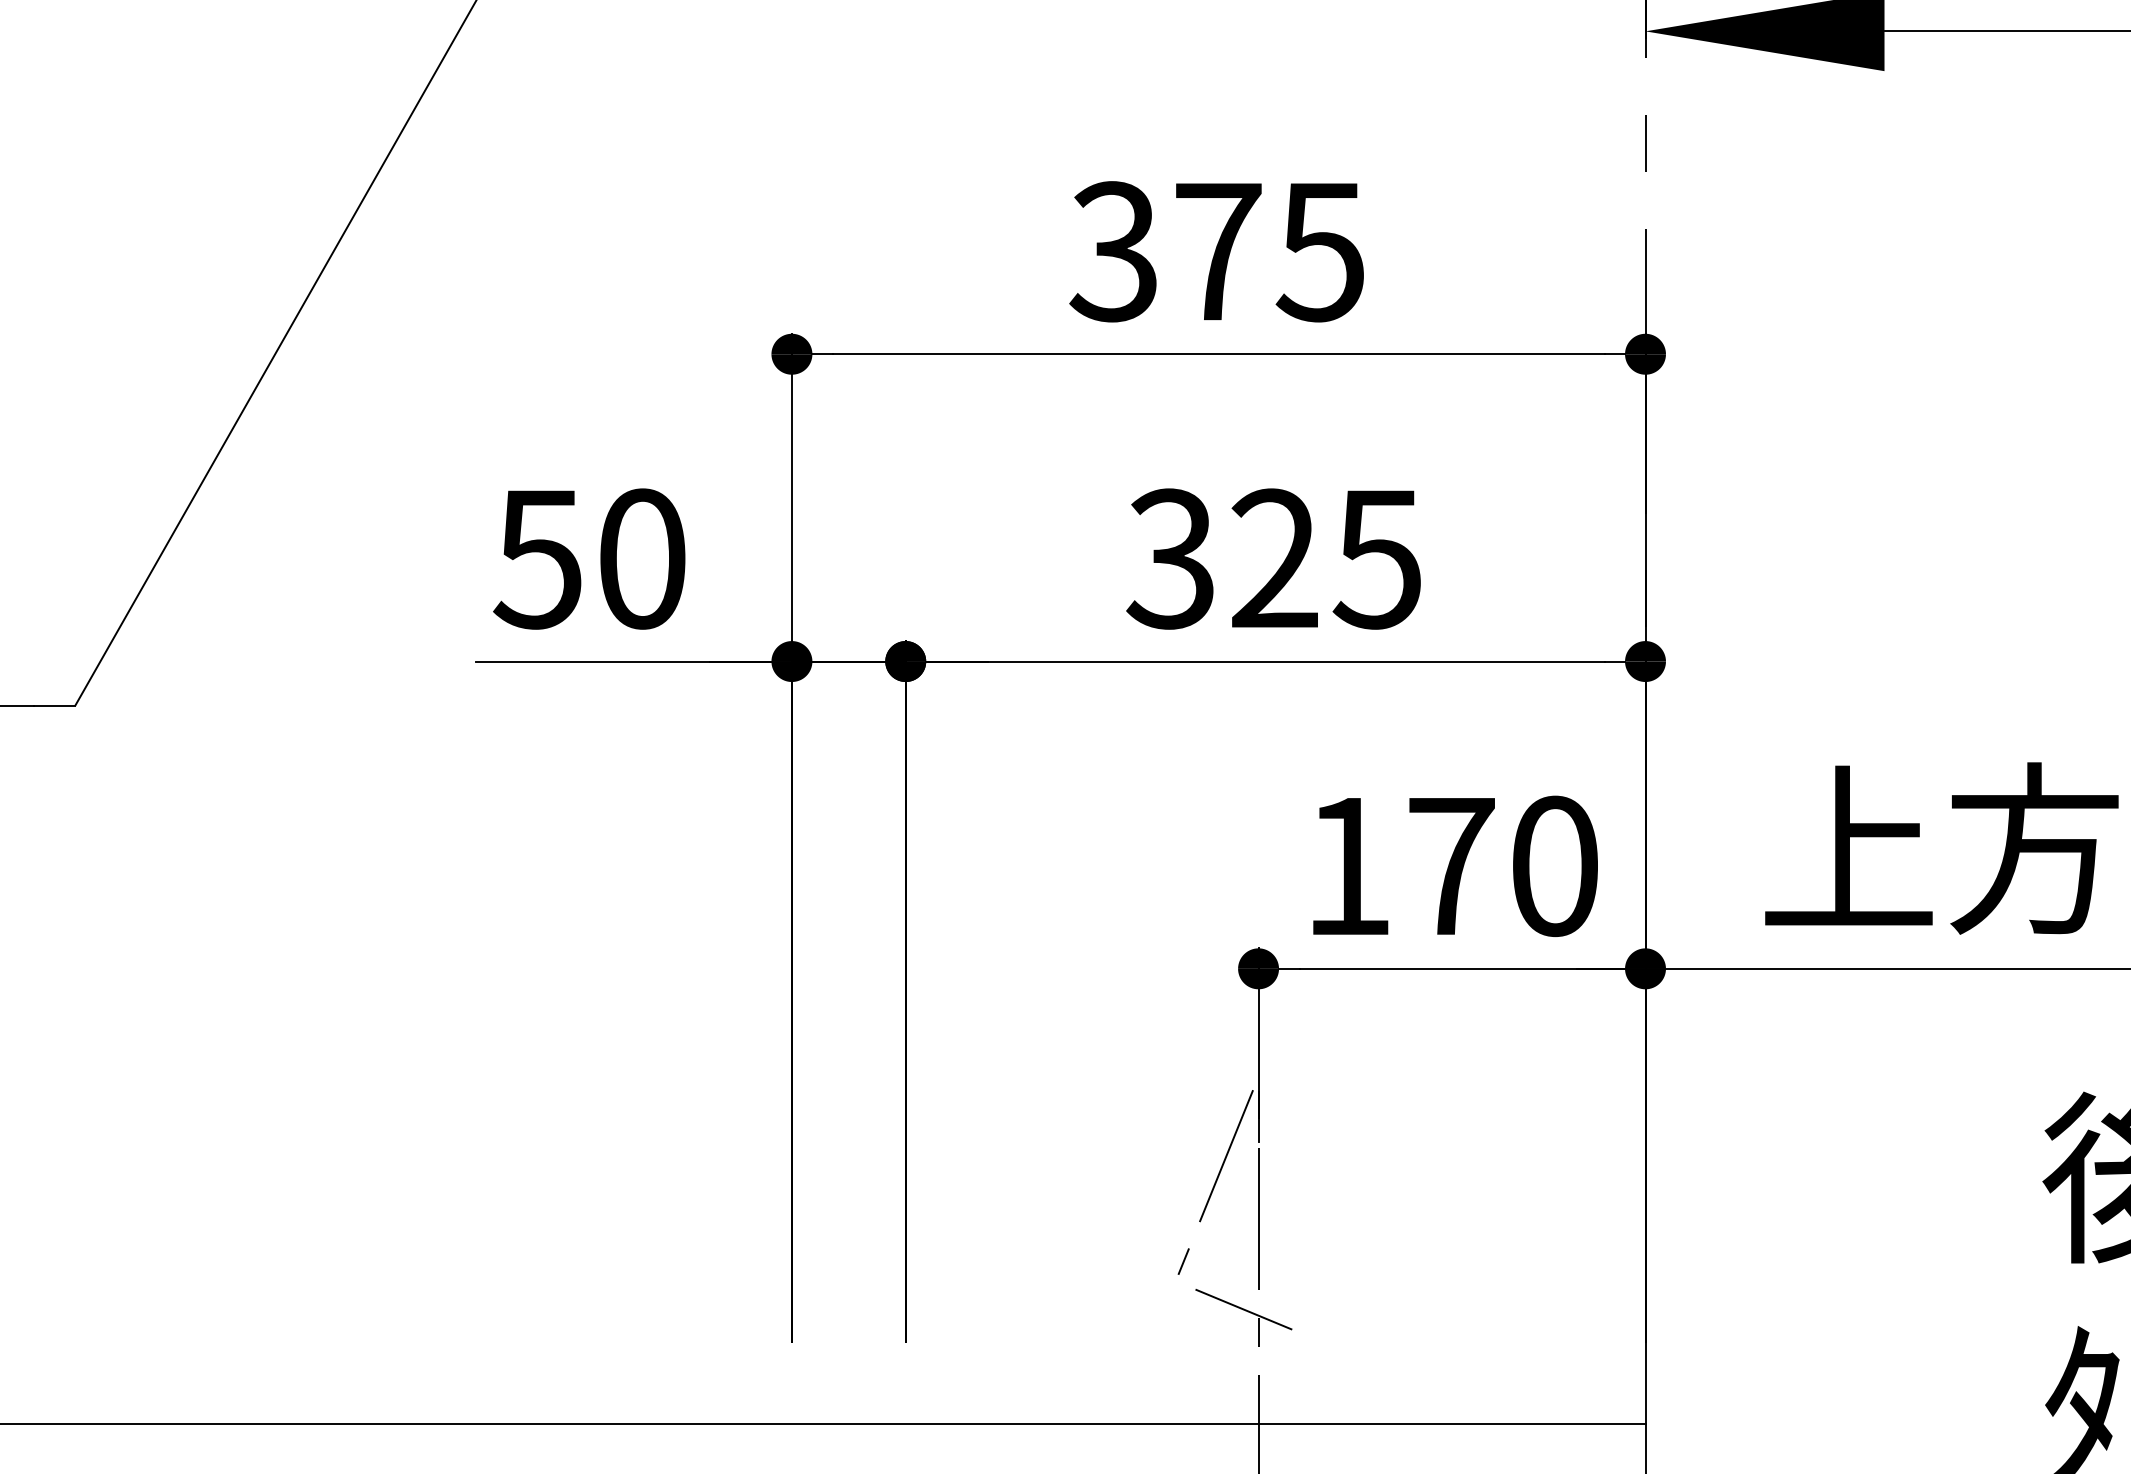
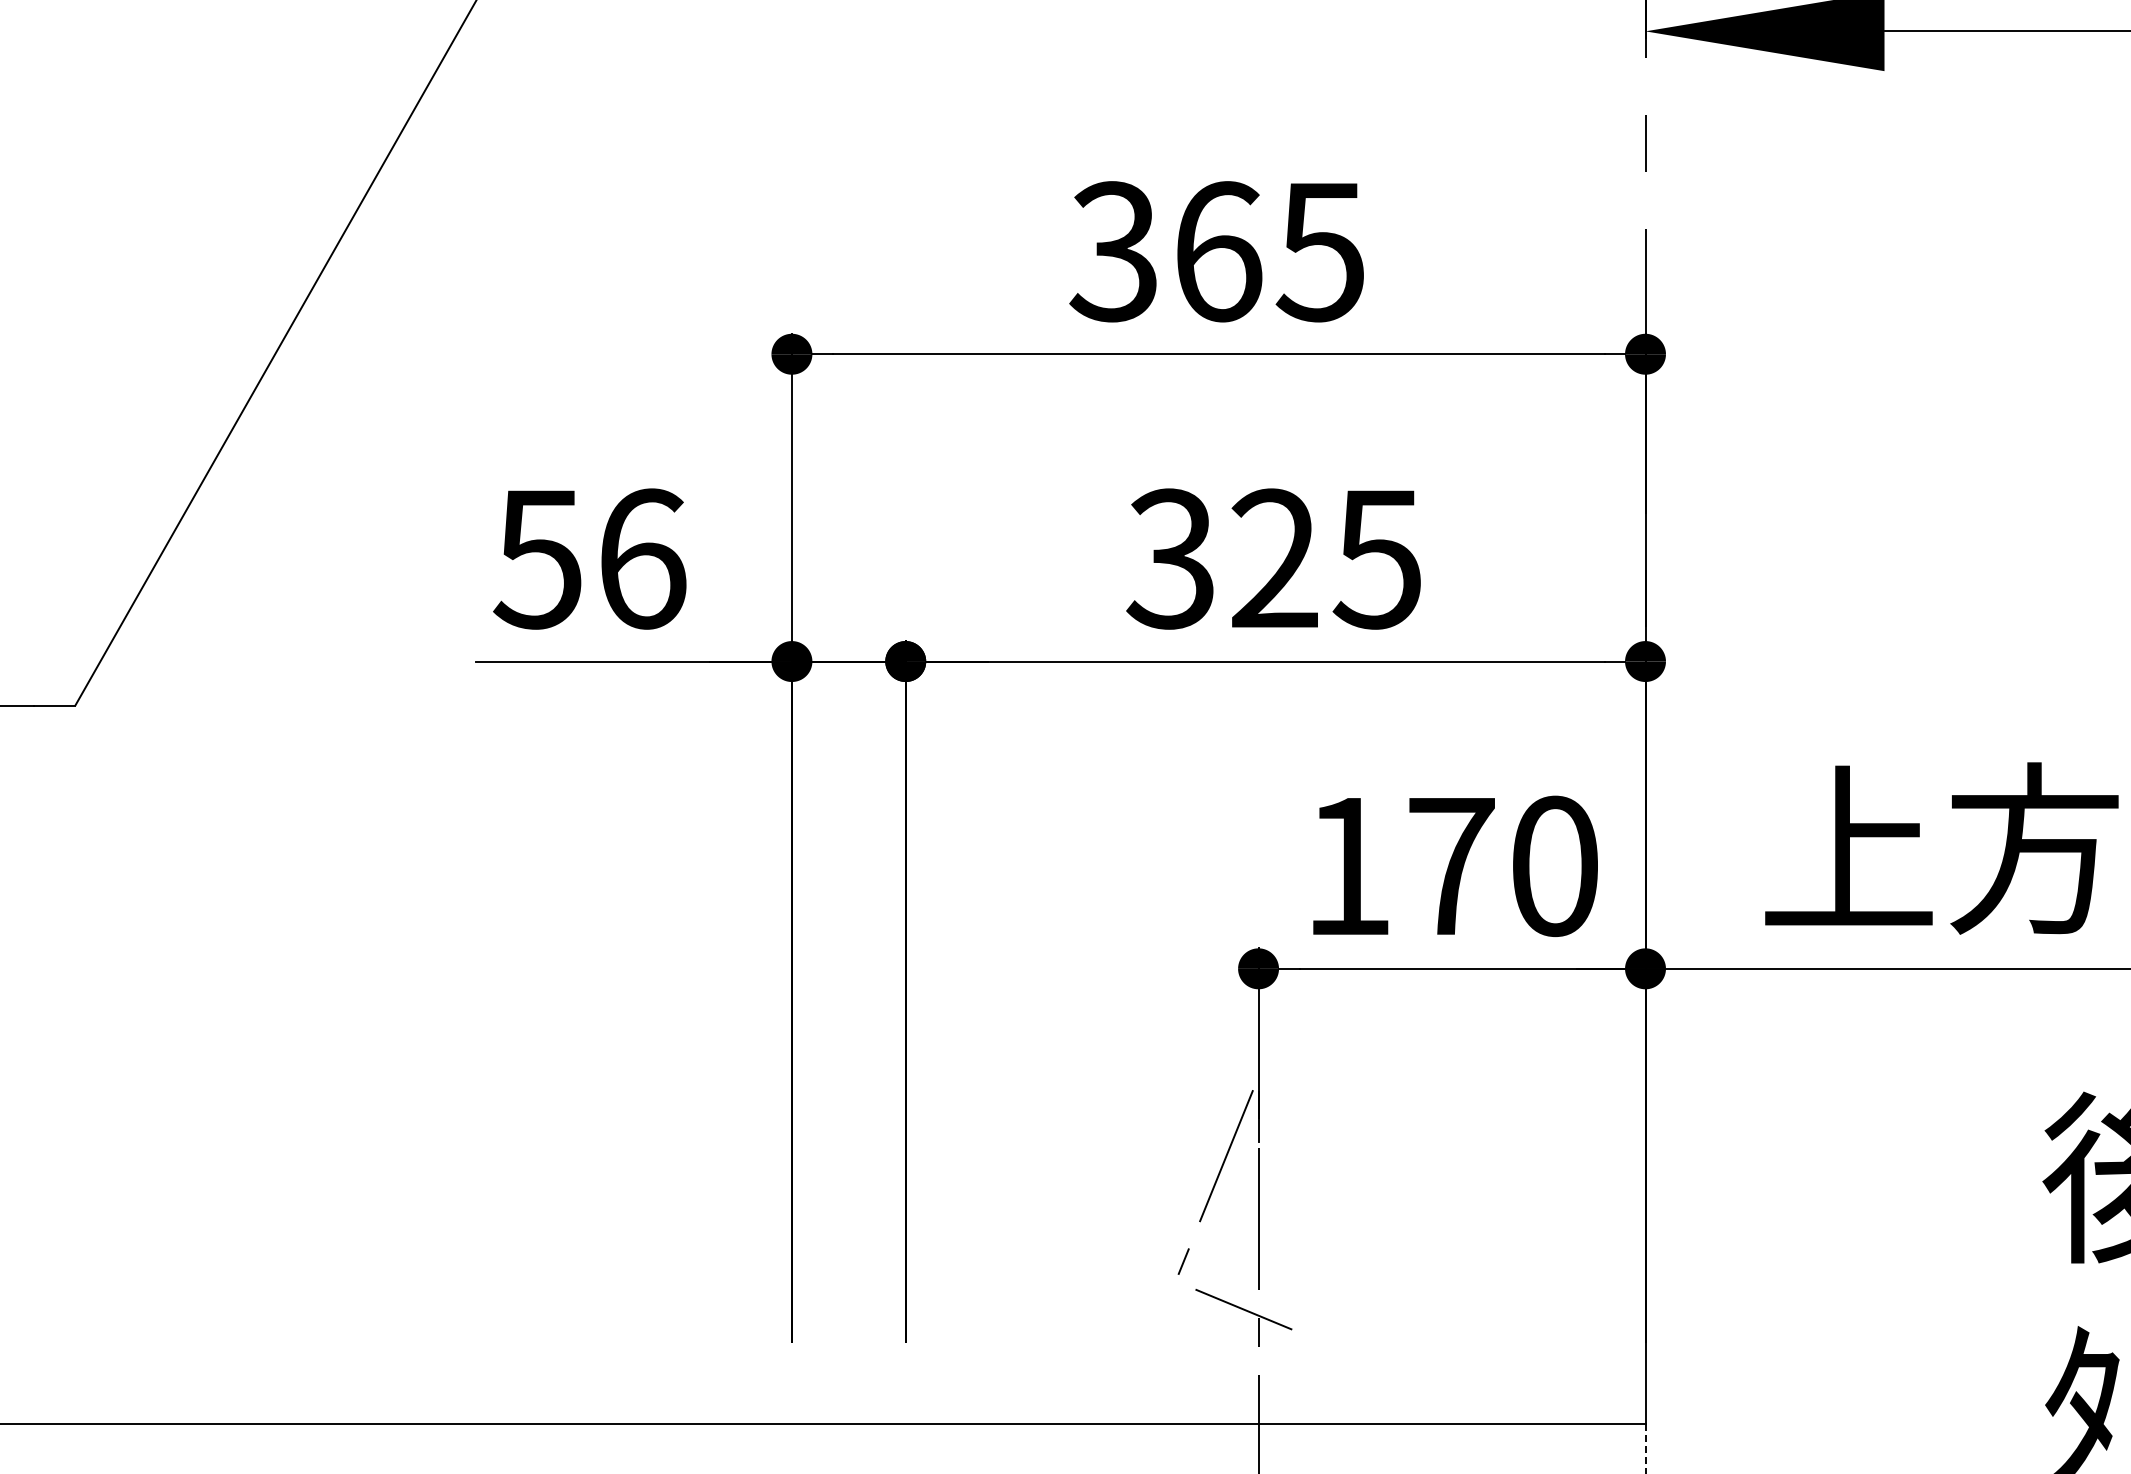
text: 375 -> 365 (1219, 251)
text: 50 -> 56 (643, 558)
line: solid -> dashed (1645, 1448)
